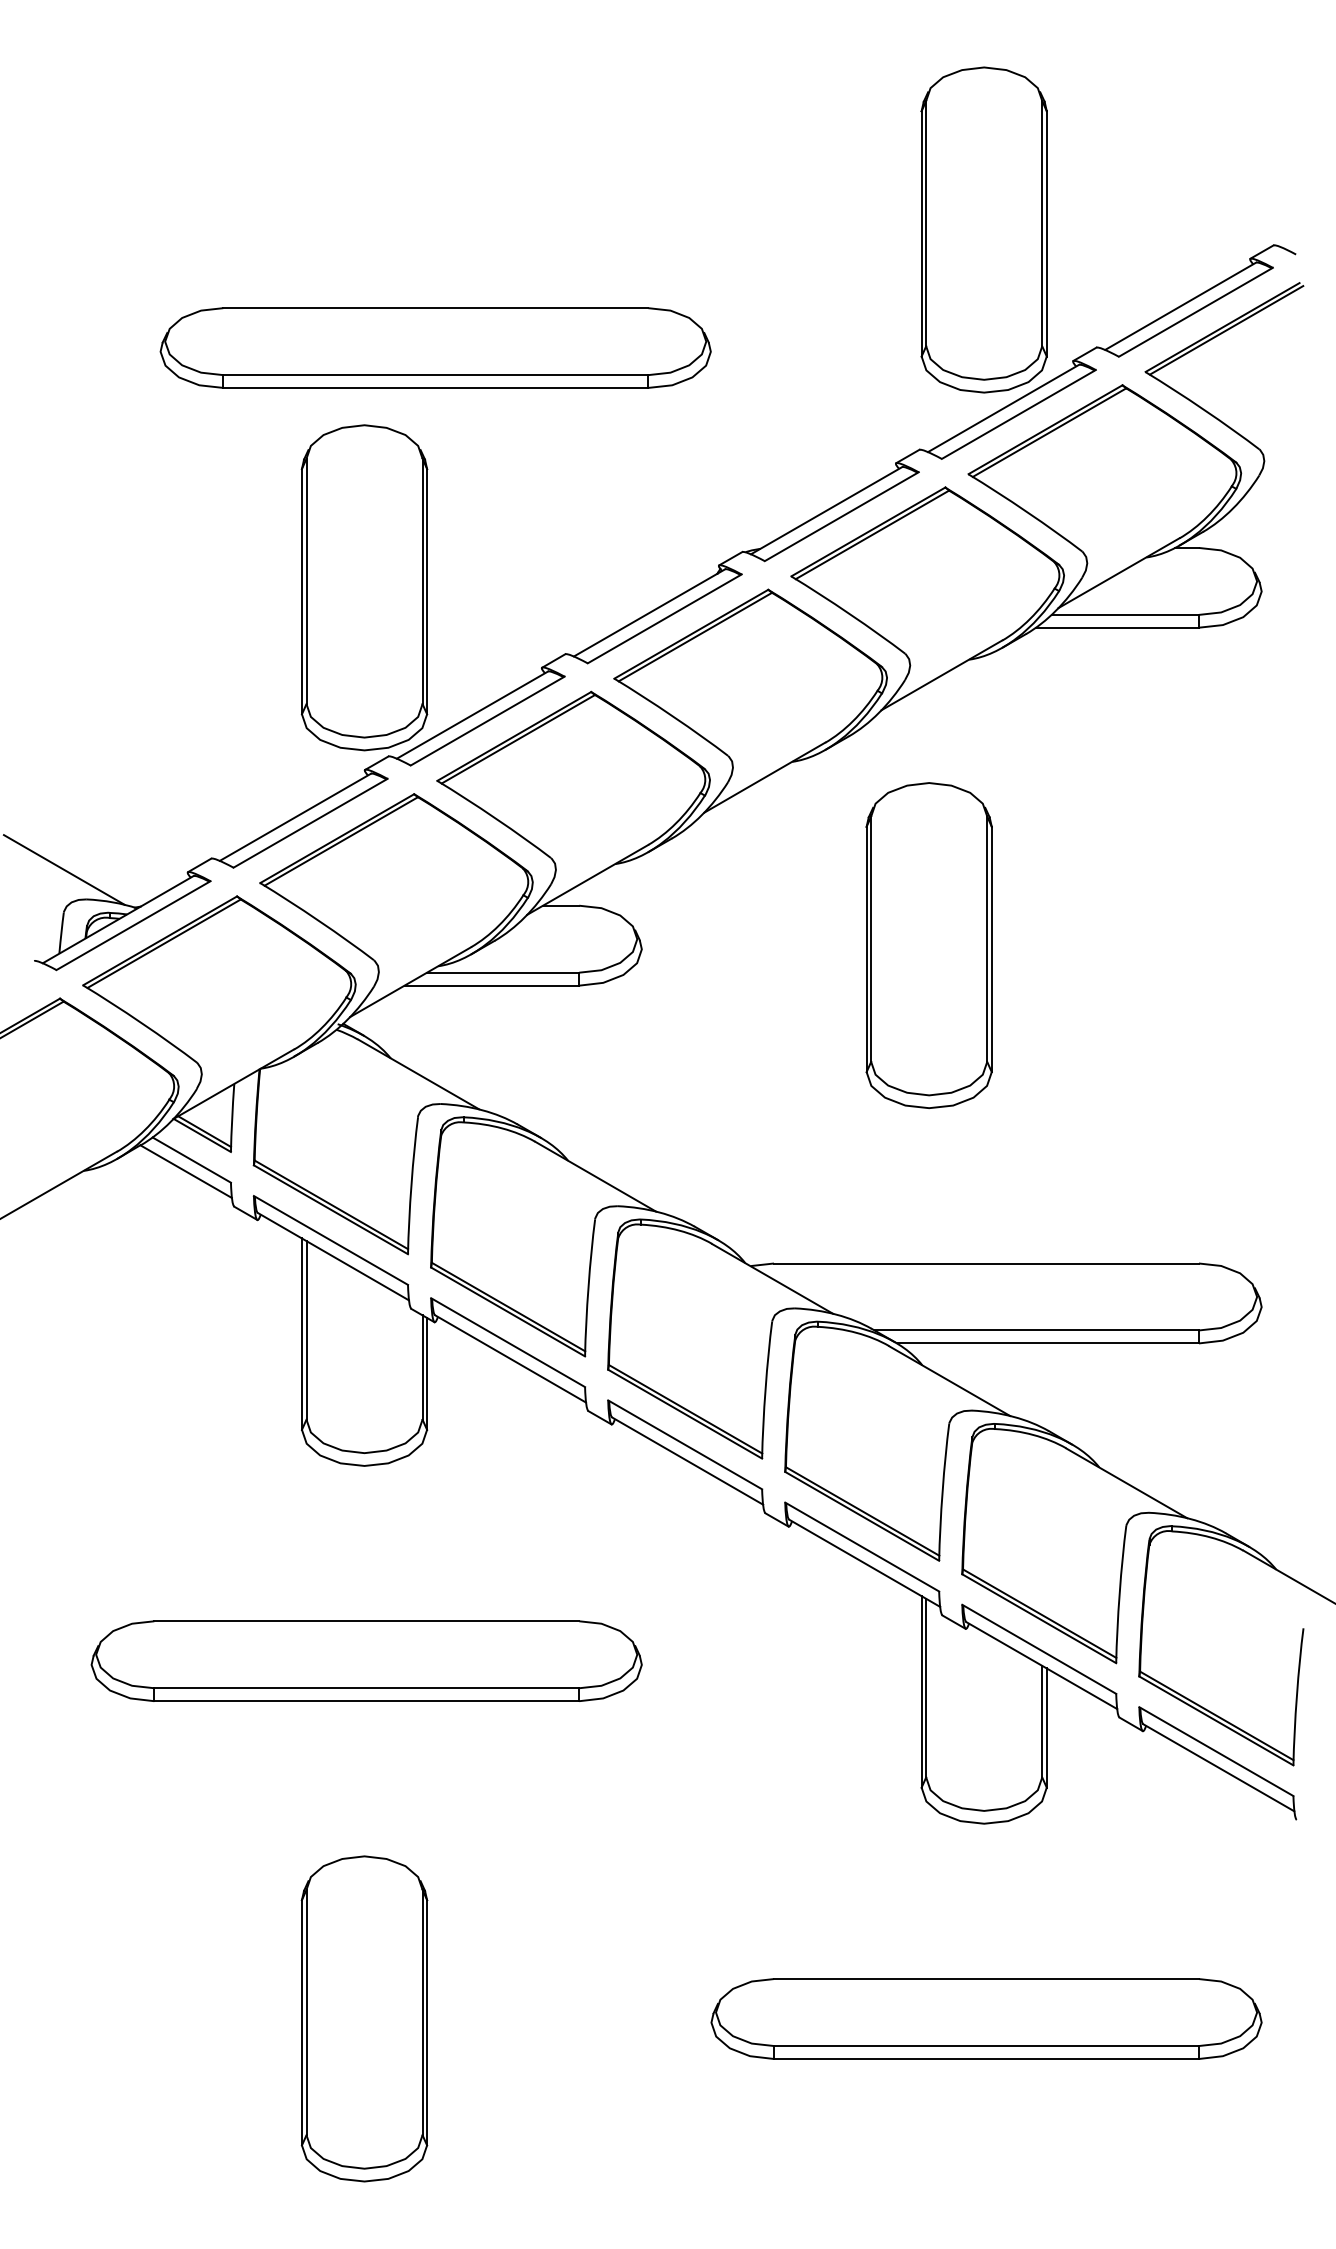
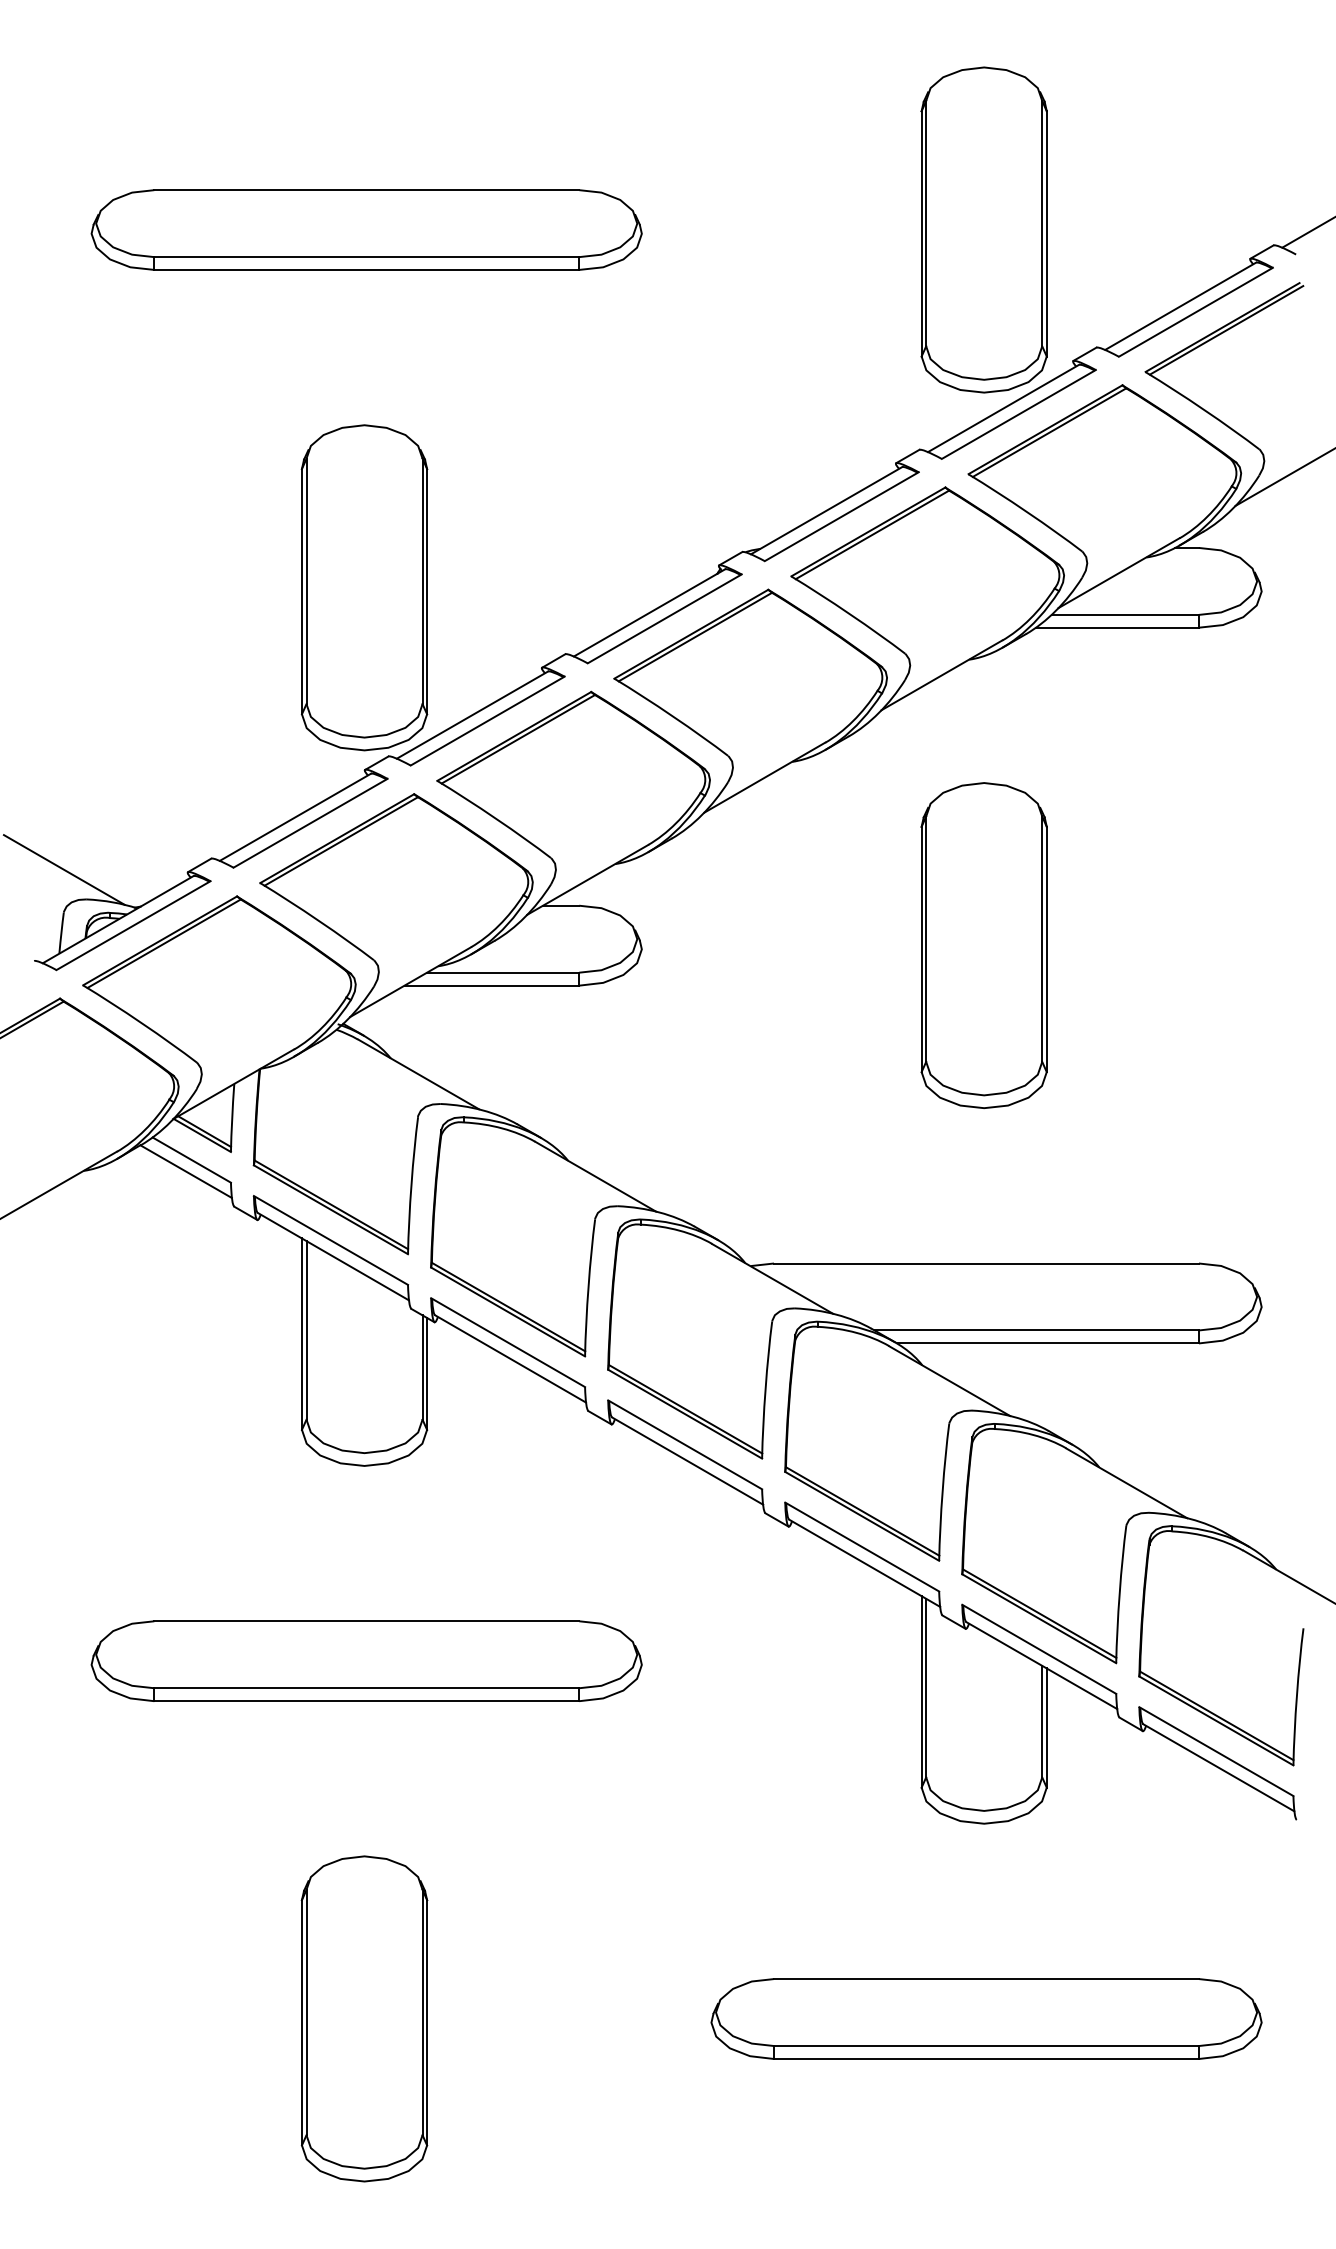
line: none -> present (1307, 232)
part position: (435, 347) -> (366, 229) (366, 229)
line: none -> present (1283, 477)
part position: (928, 945) -> (983, 945) (983, 945)
